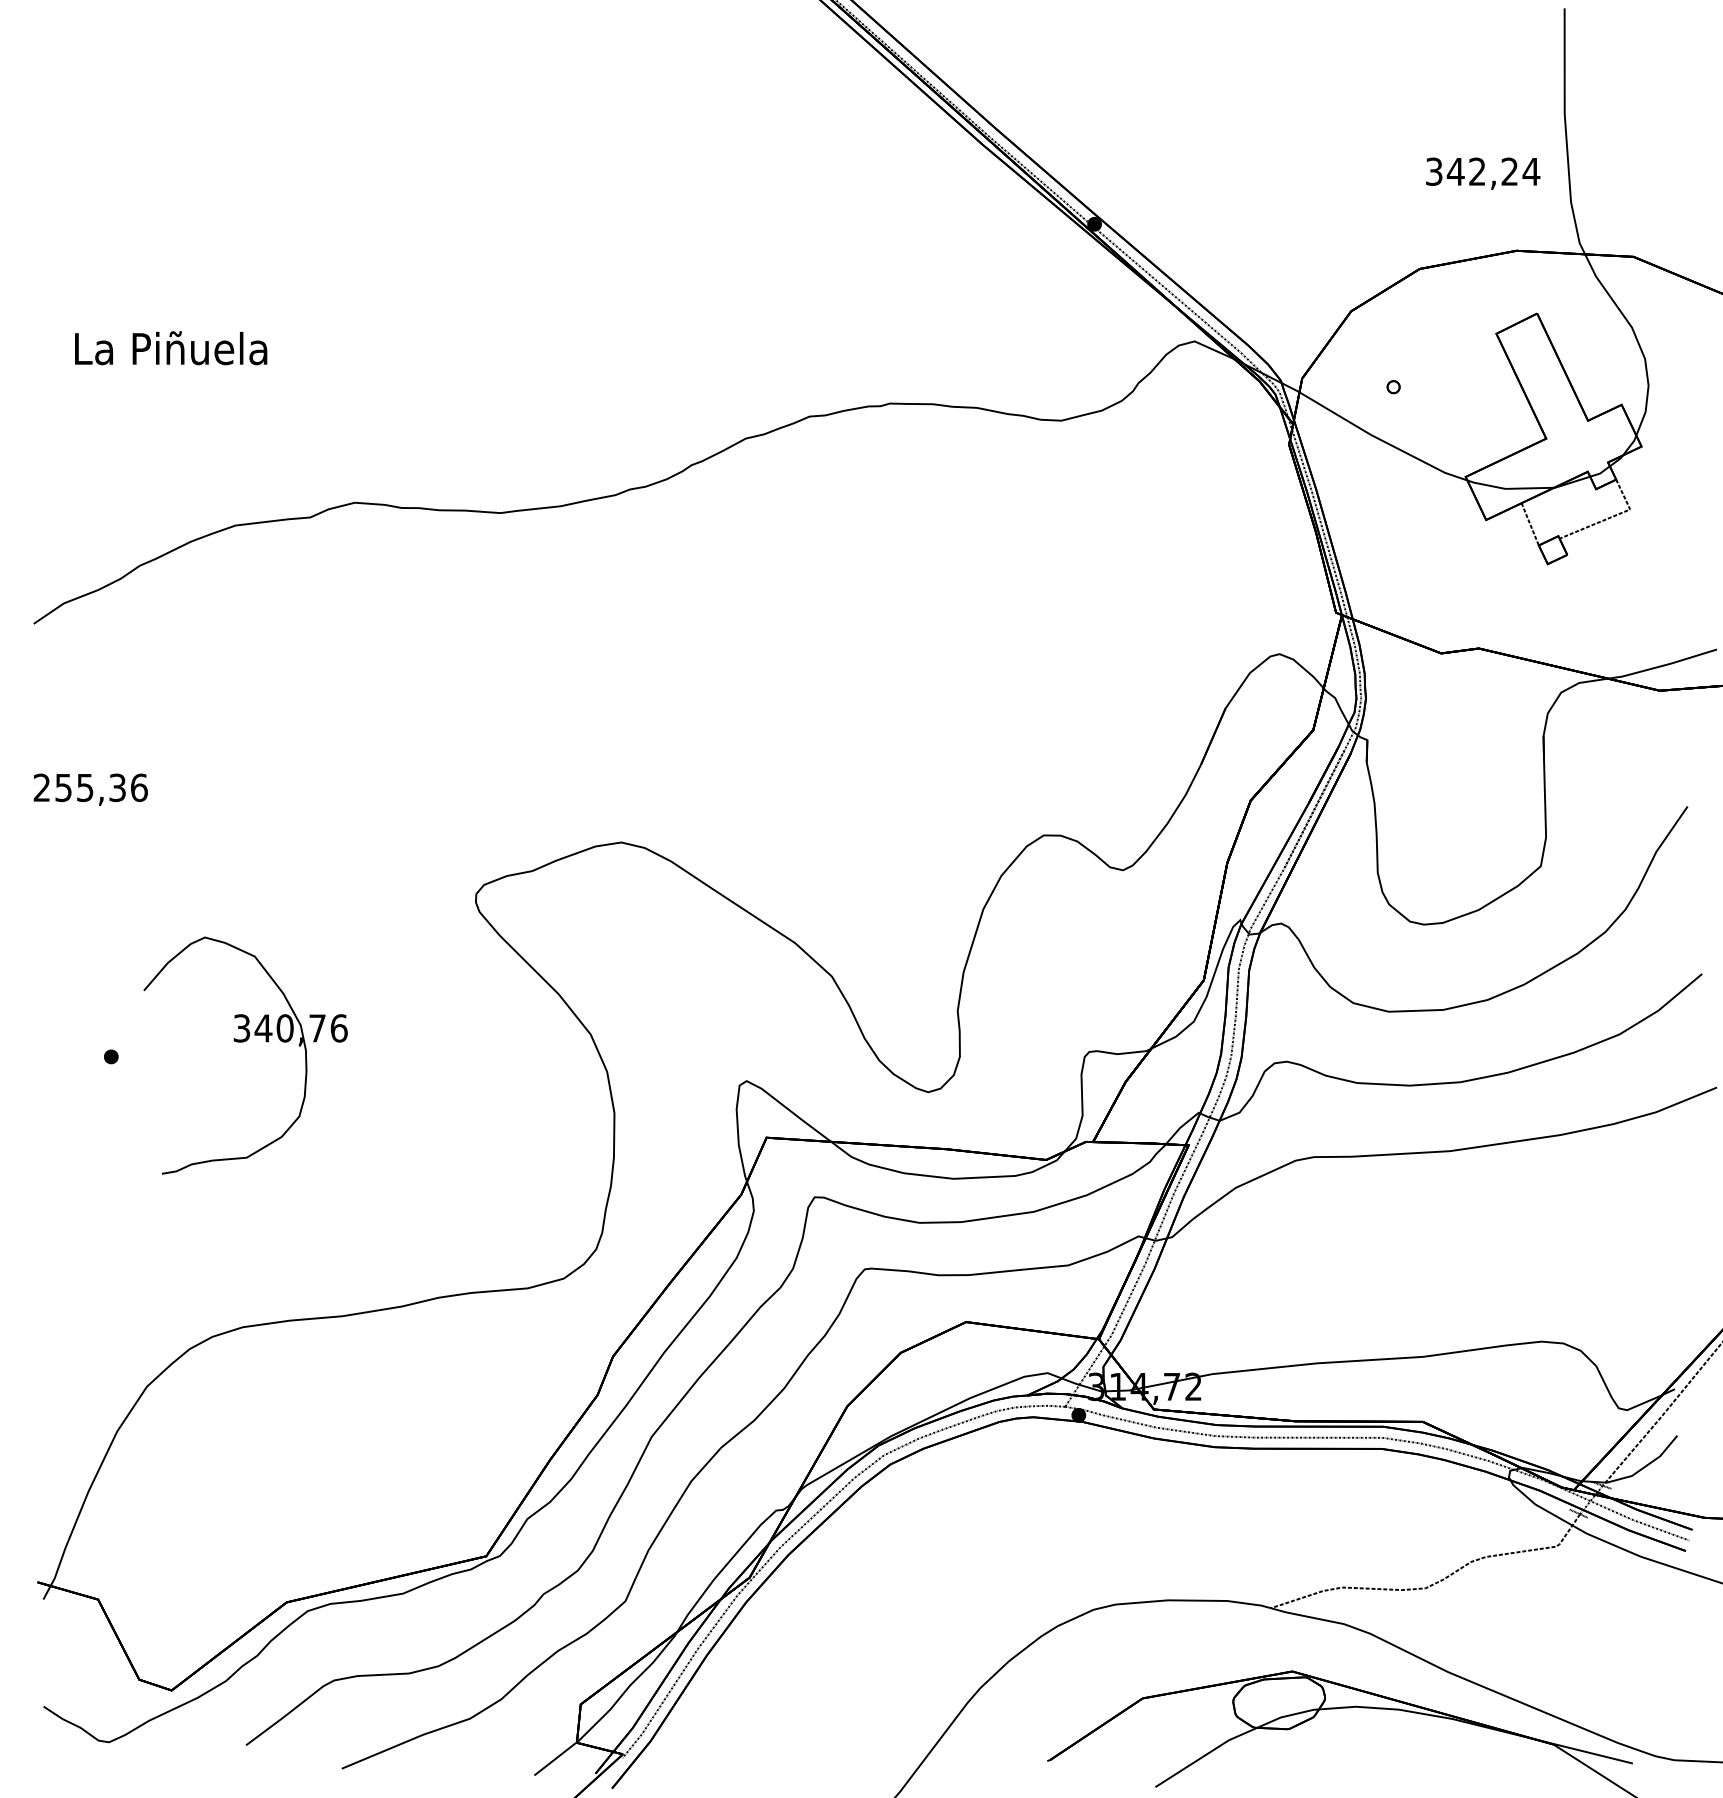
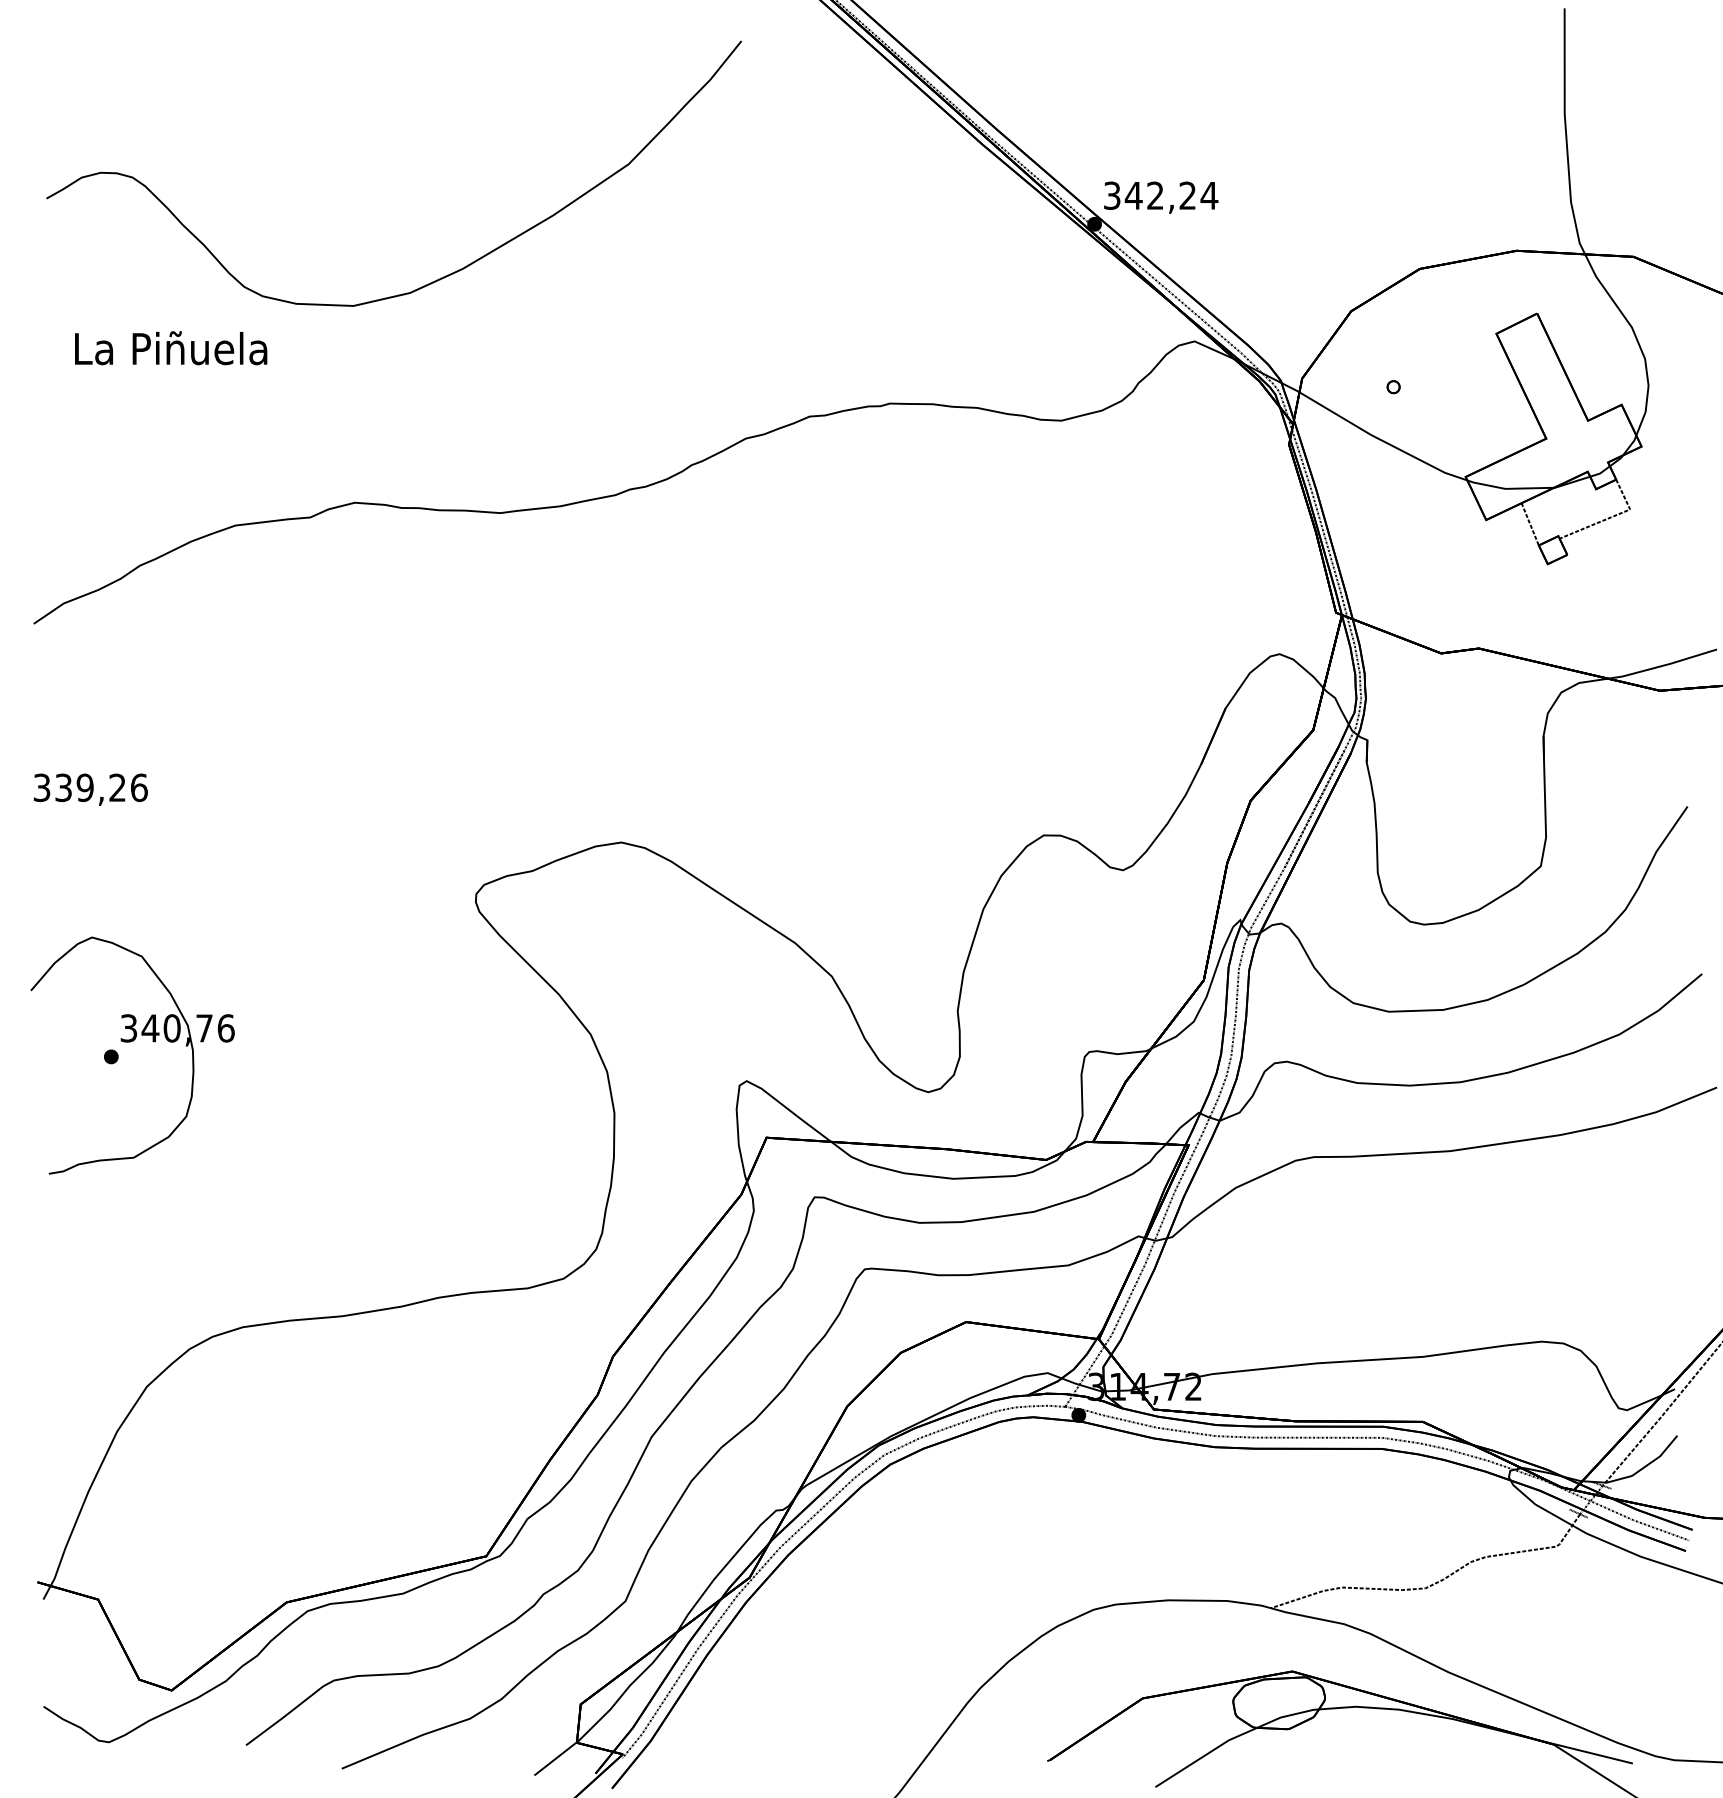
text position: (1483, 173) -> (1161, 197) (1161, 197)
part: none -> present (436, 279)
text: 255,36 -> 339,26 (79, 787)
part position: (243, 1042) -> (130, 1042) (130, 1042)
